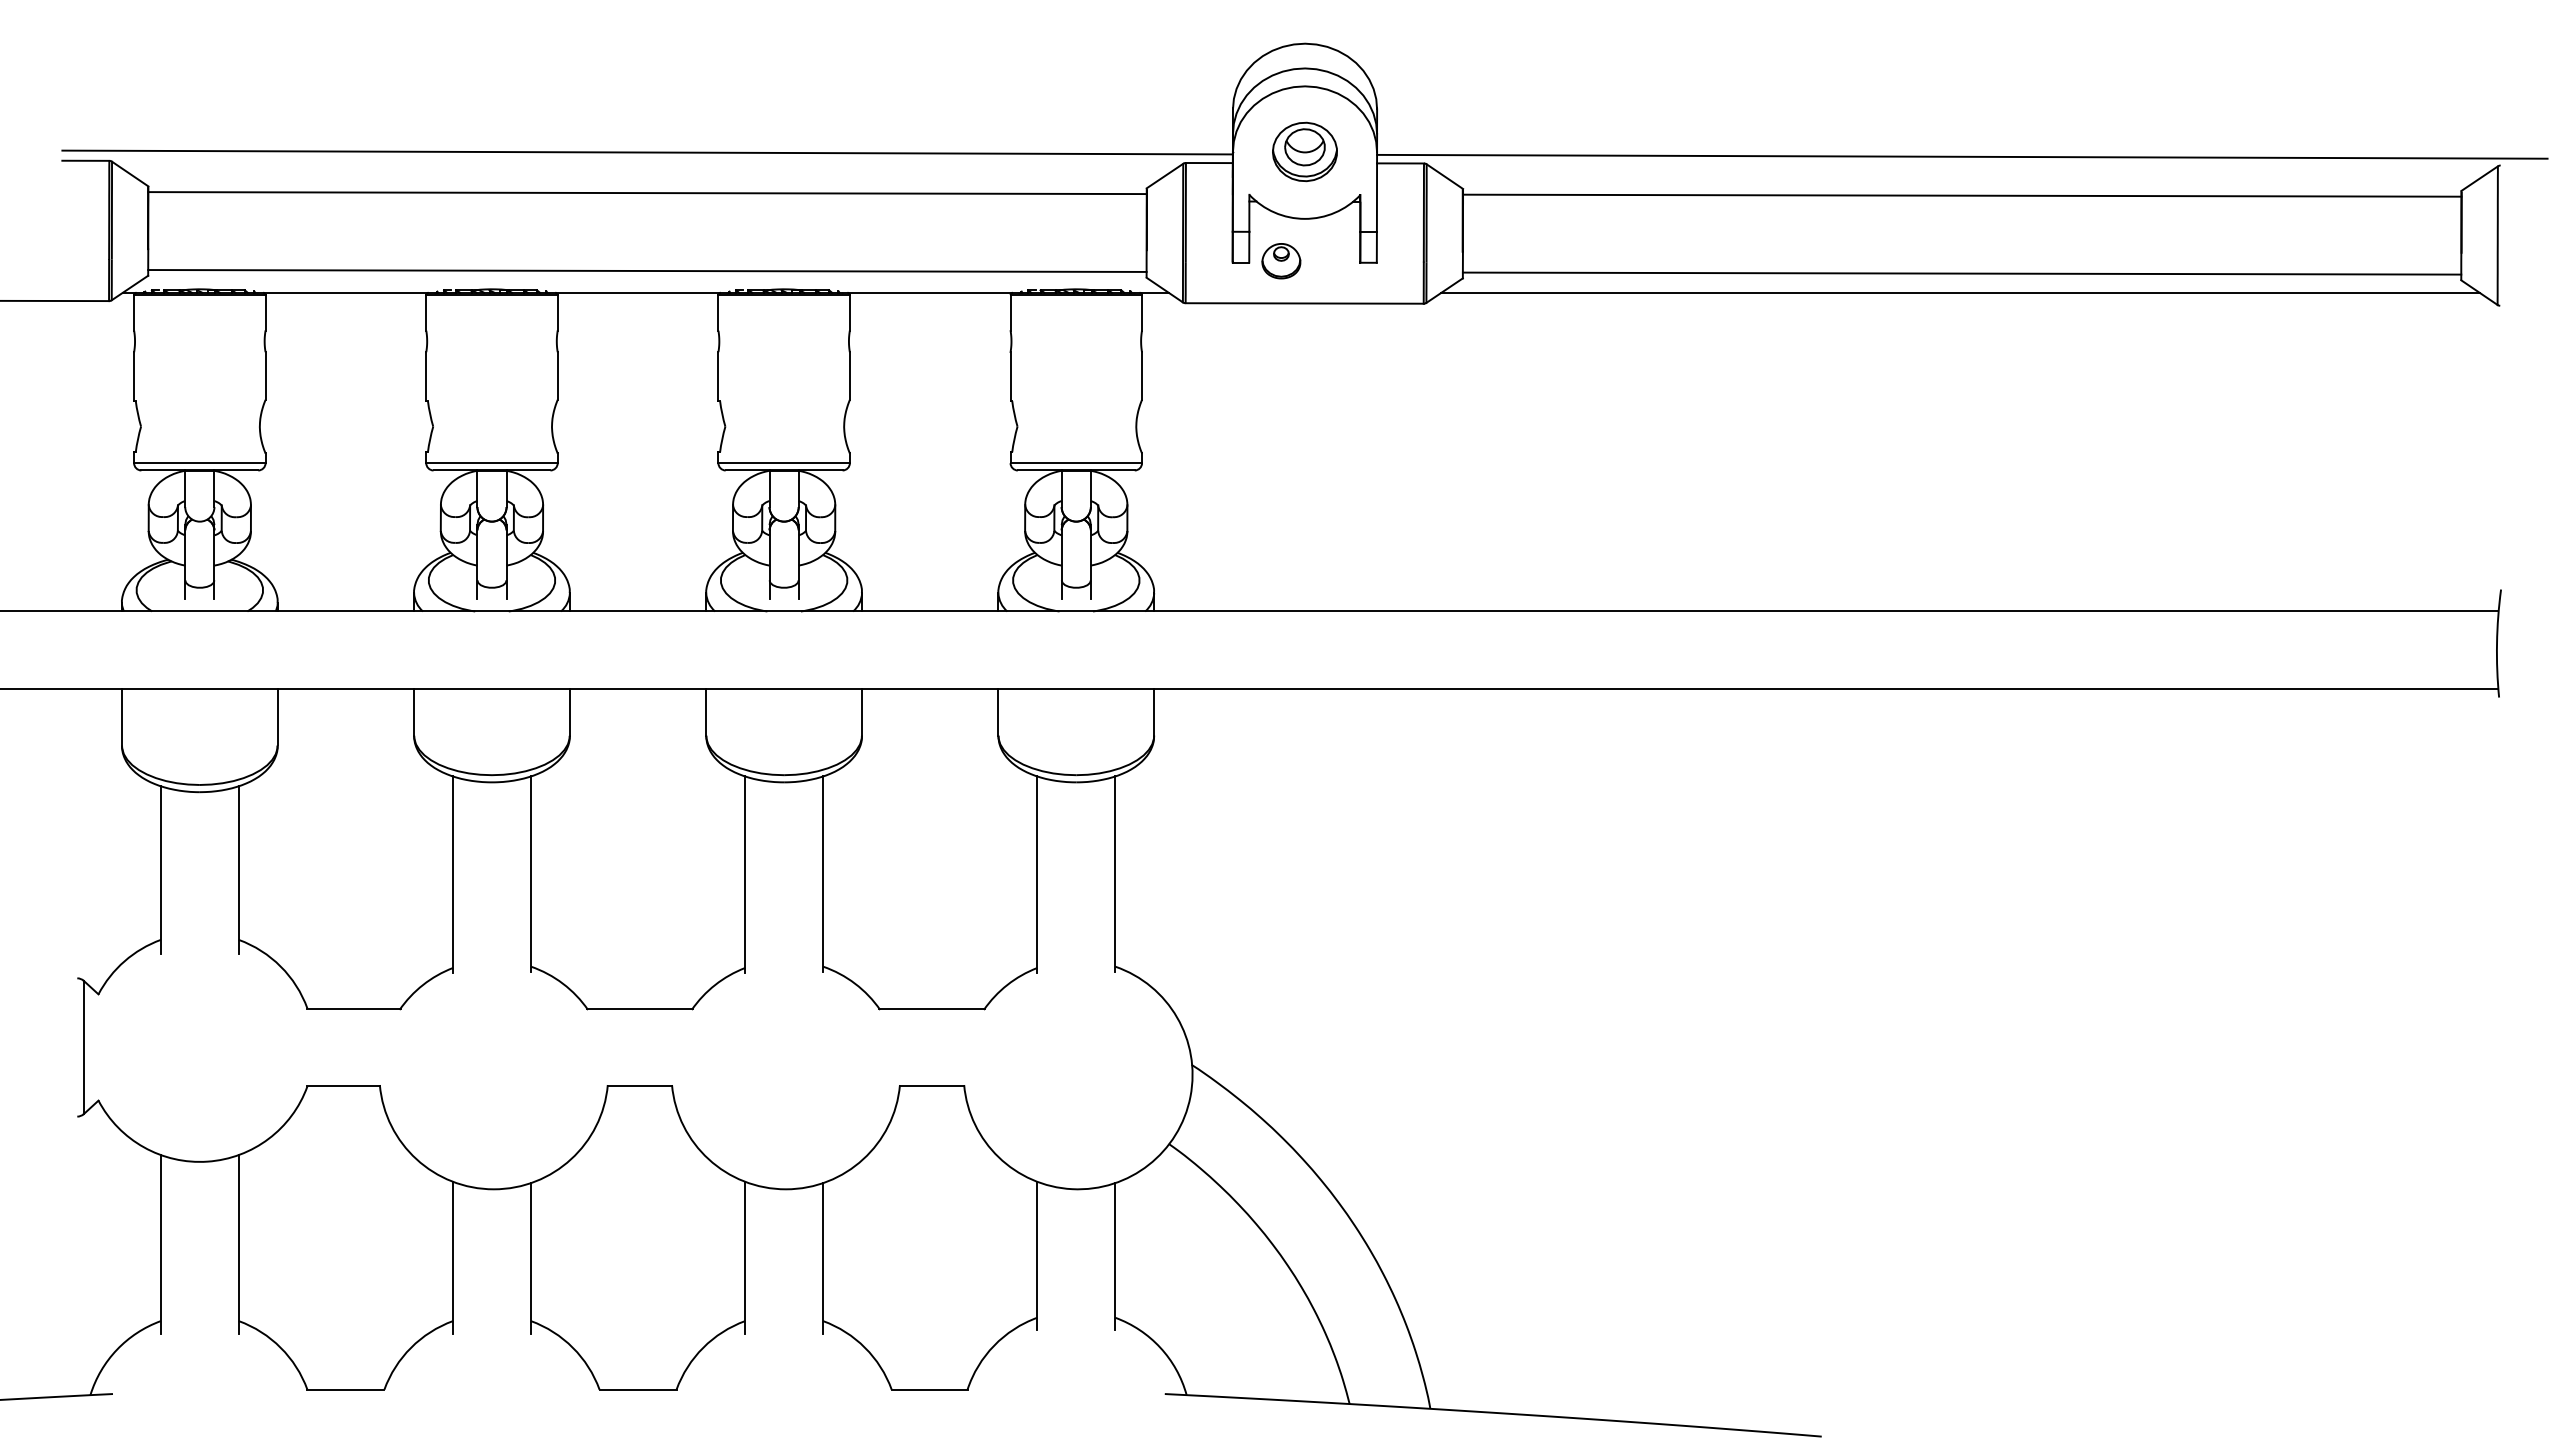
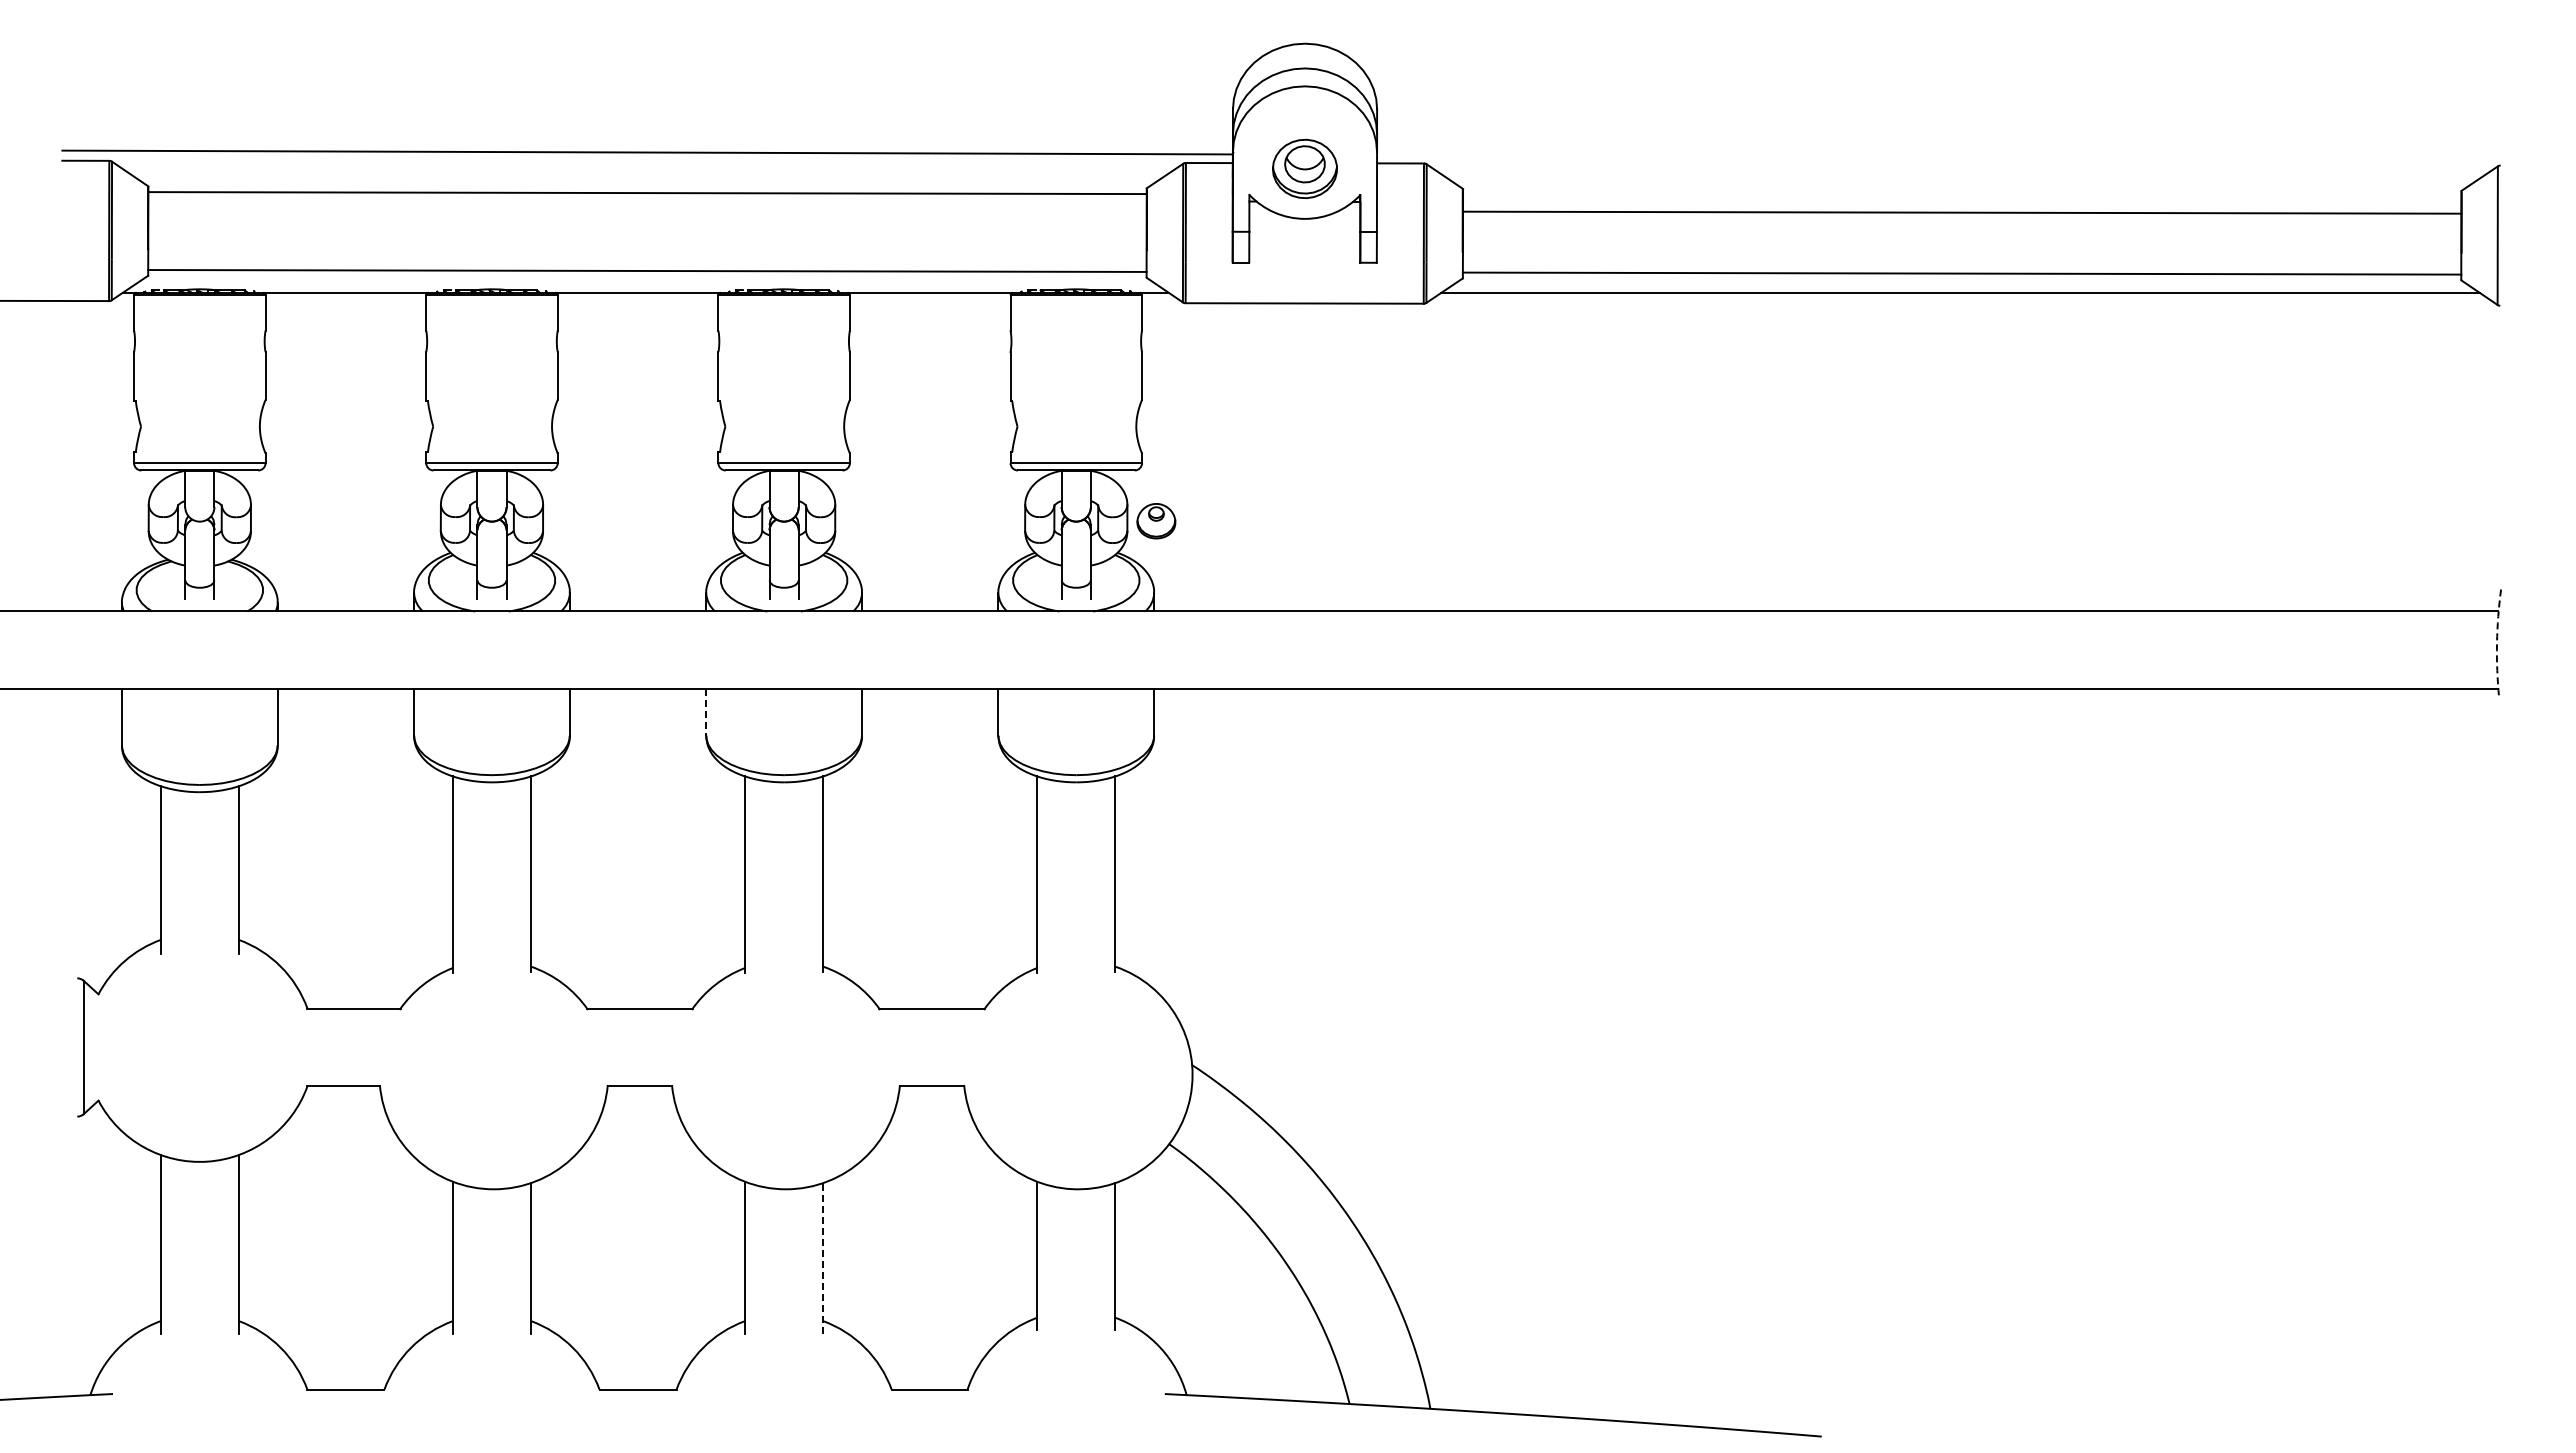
part position: (1304, 151) -> (1304, 168) (1304, 168)
line: present -> none (1962, 156)
line position: (1962, 195) -> (1962, 212) (1962, 212)
part position: (1281, 261) -> (1156, 521) (1156, 521)
arc: solid -> dashed (2497, 643)
line: solid -> dashed (706, 712)
line: solid -> dashed (823, 1257)
